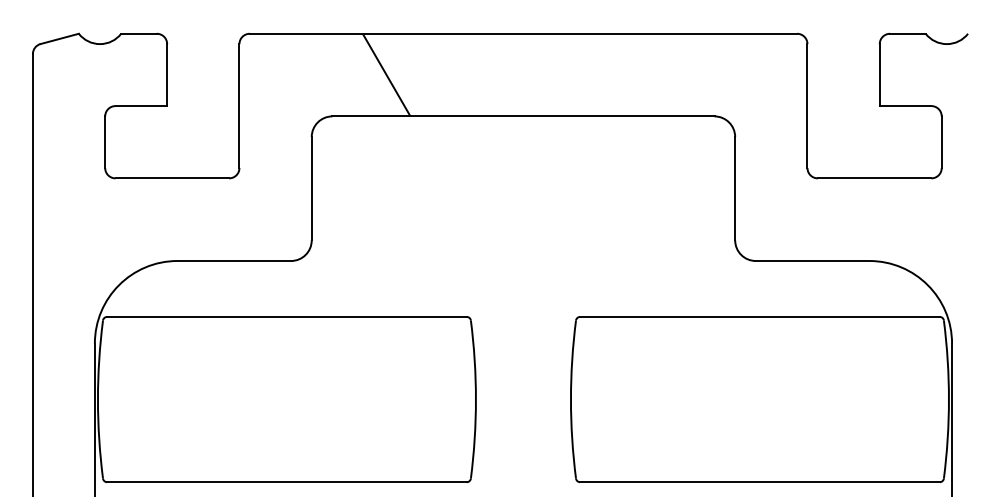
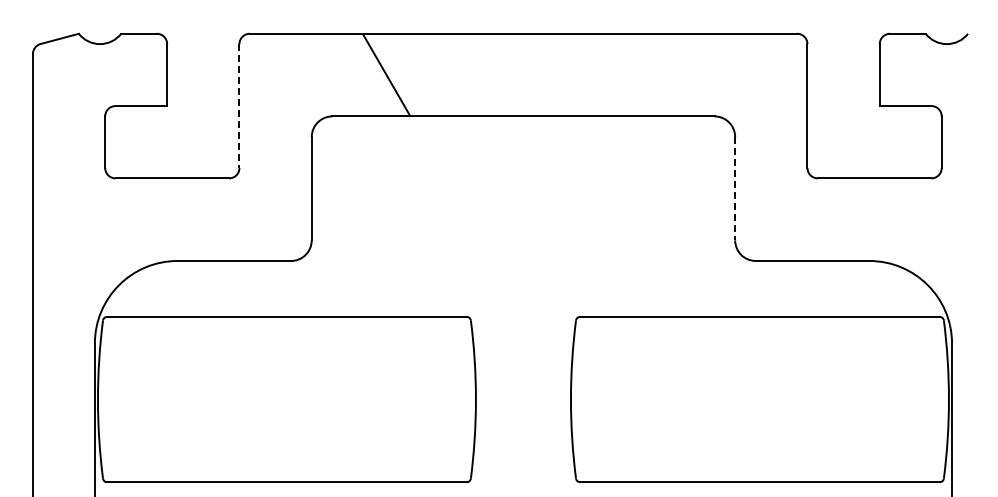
line: solid -> dashed (239, 106)
line: solid -> dashed (735, 188)
